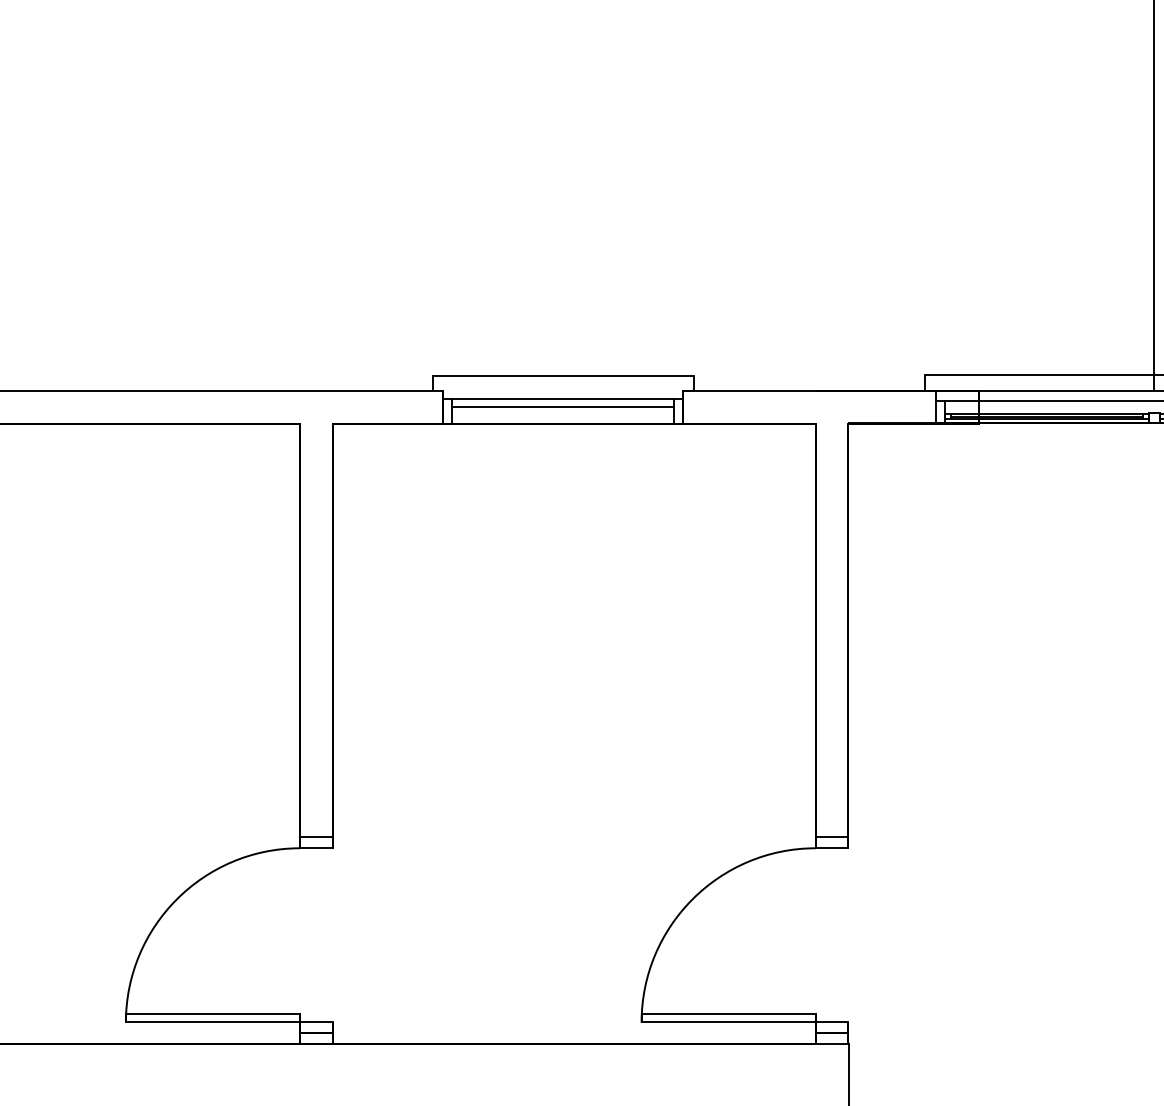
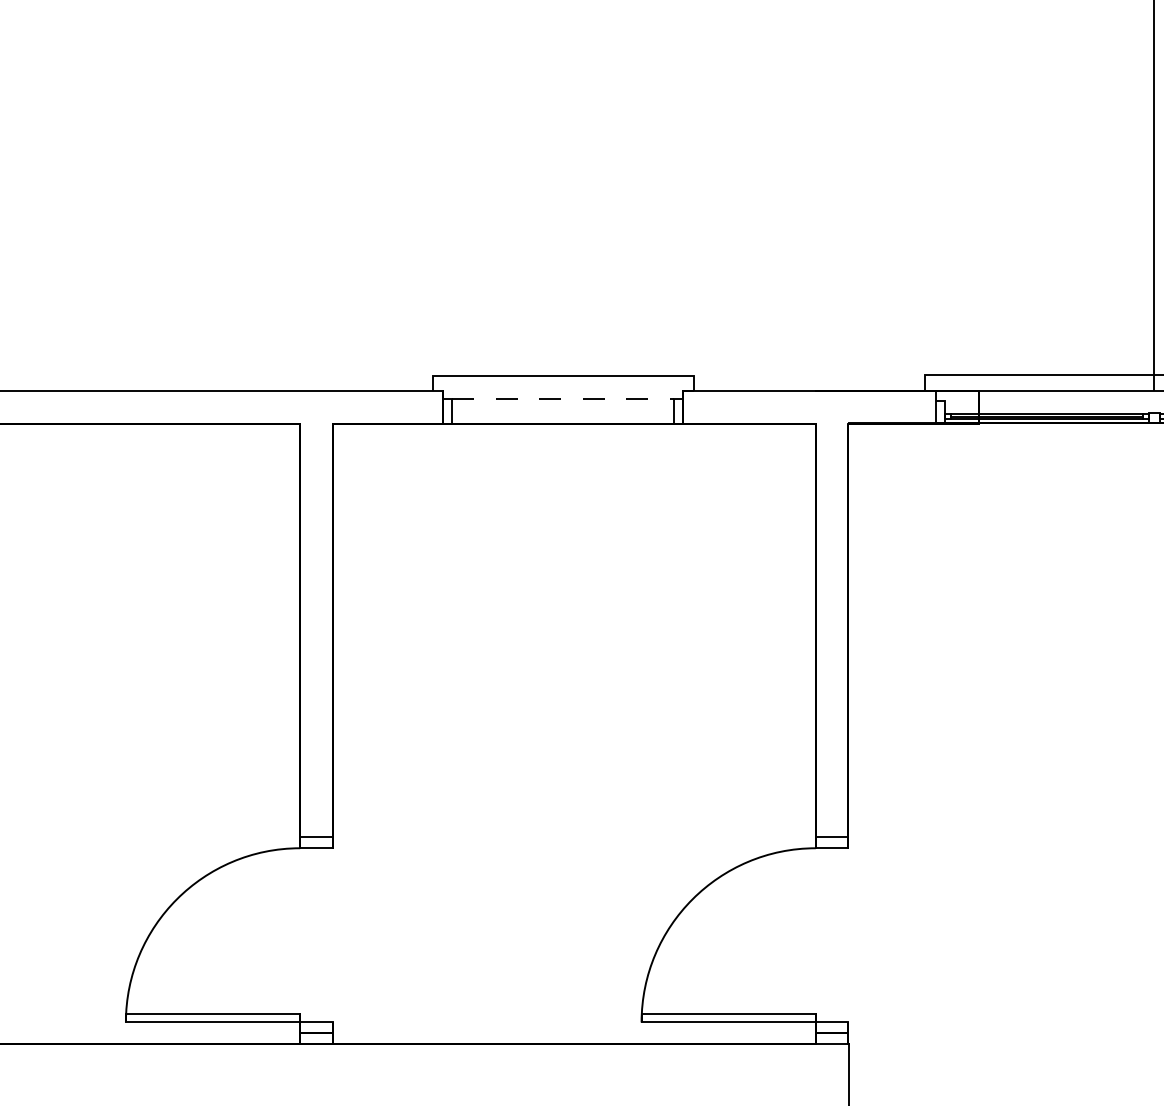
line: solid -> dashed (563, 398)
line: present -> none (1052, 401)
line: present -> none (563, 407)
